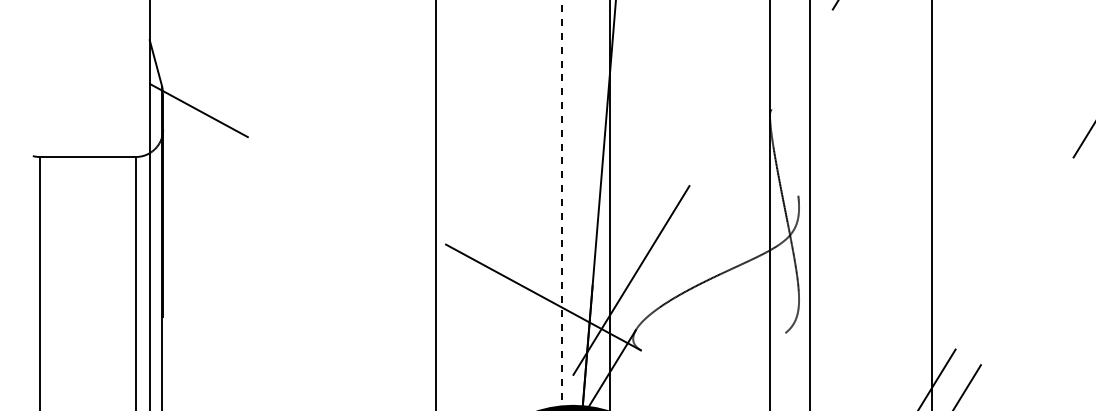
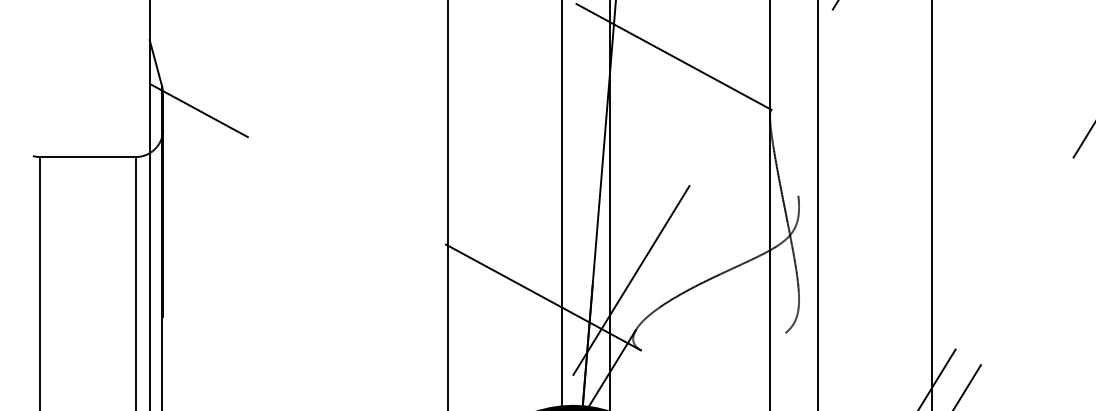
line: none -> present (672, 56)
line position: (436, 204) -> (448, 204) (448, 204)
line position: (810, 204) -> (818, 204) (818, 204)
line: dashed -> solid (561, 205)
